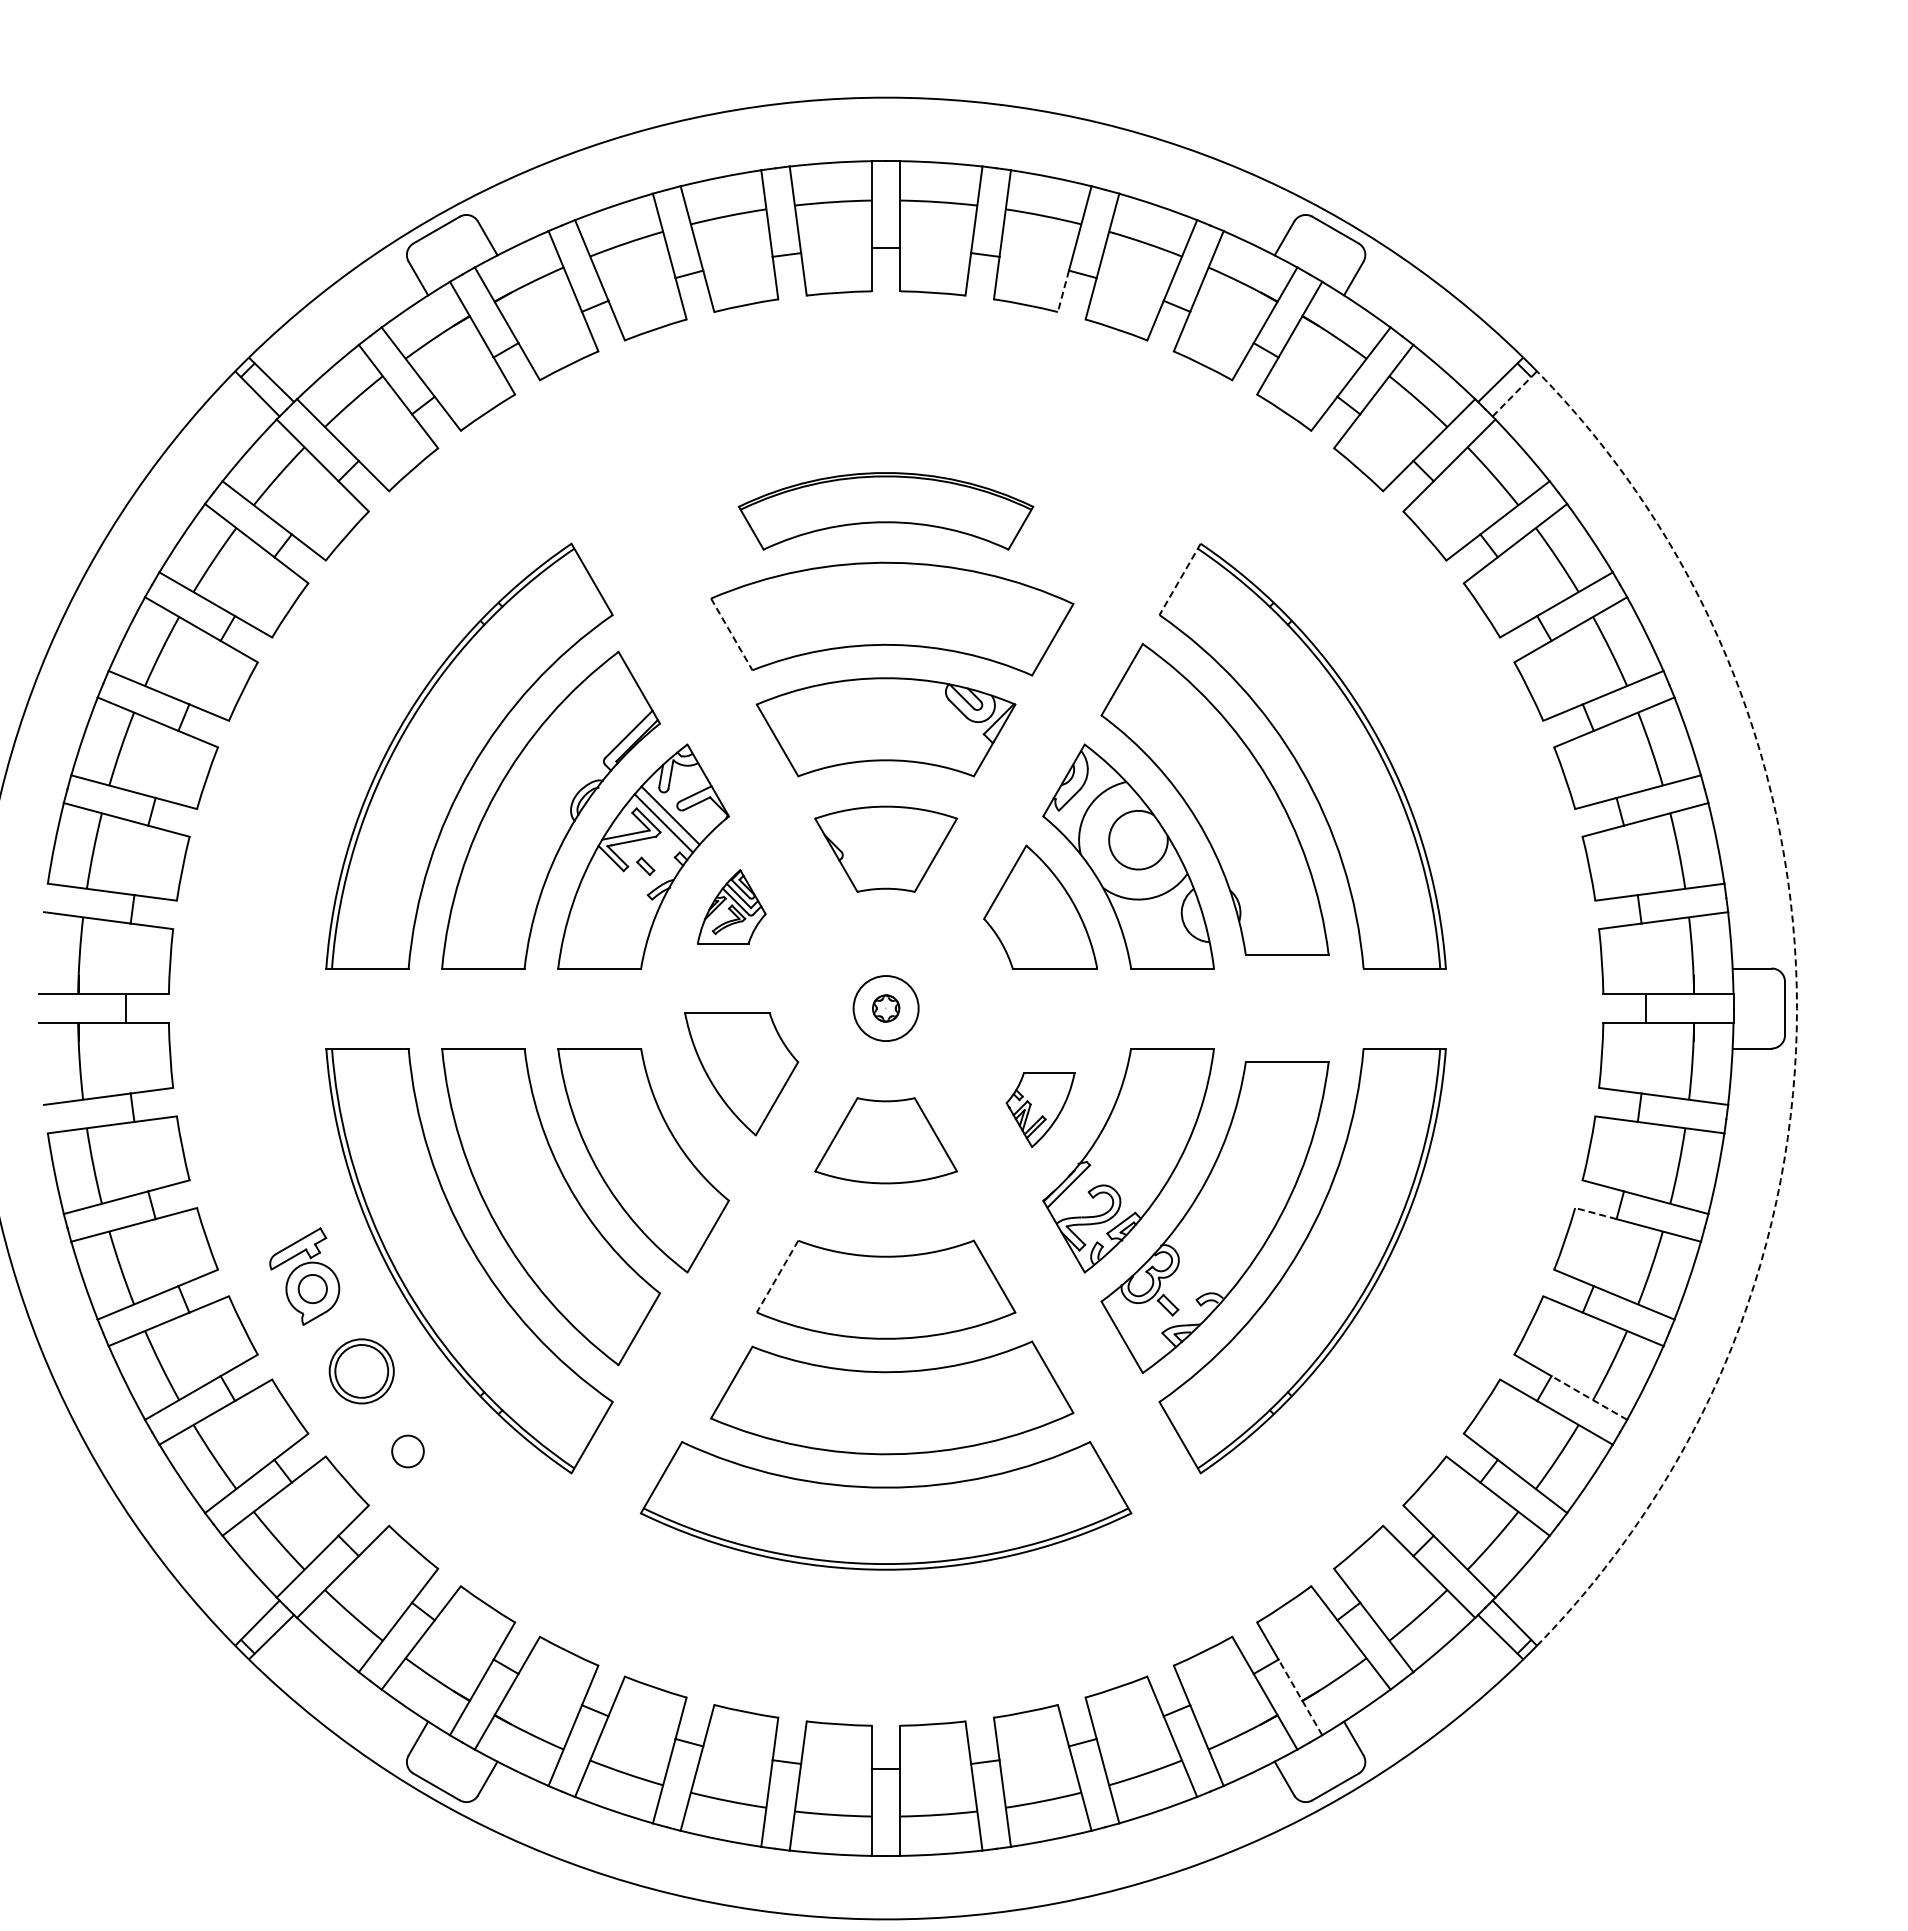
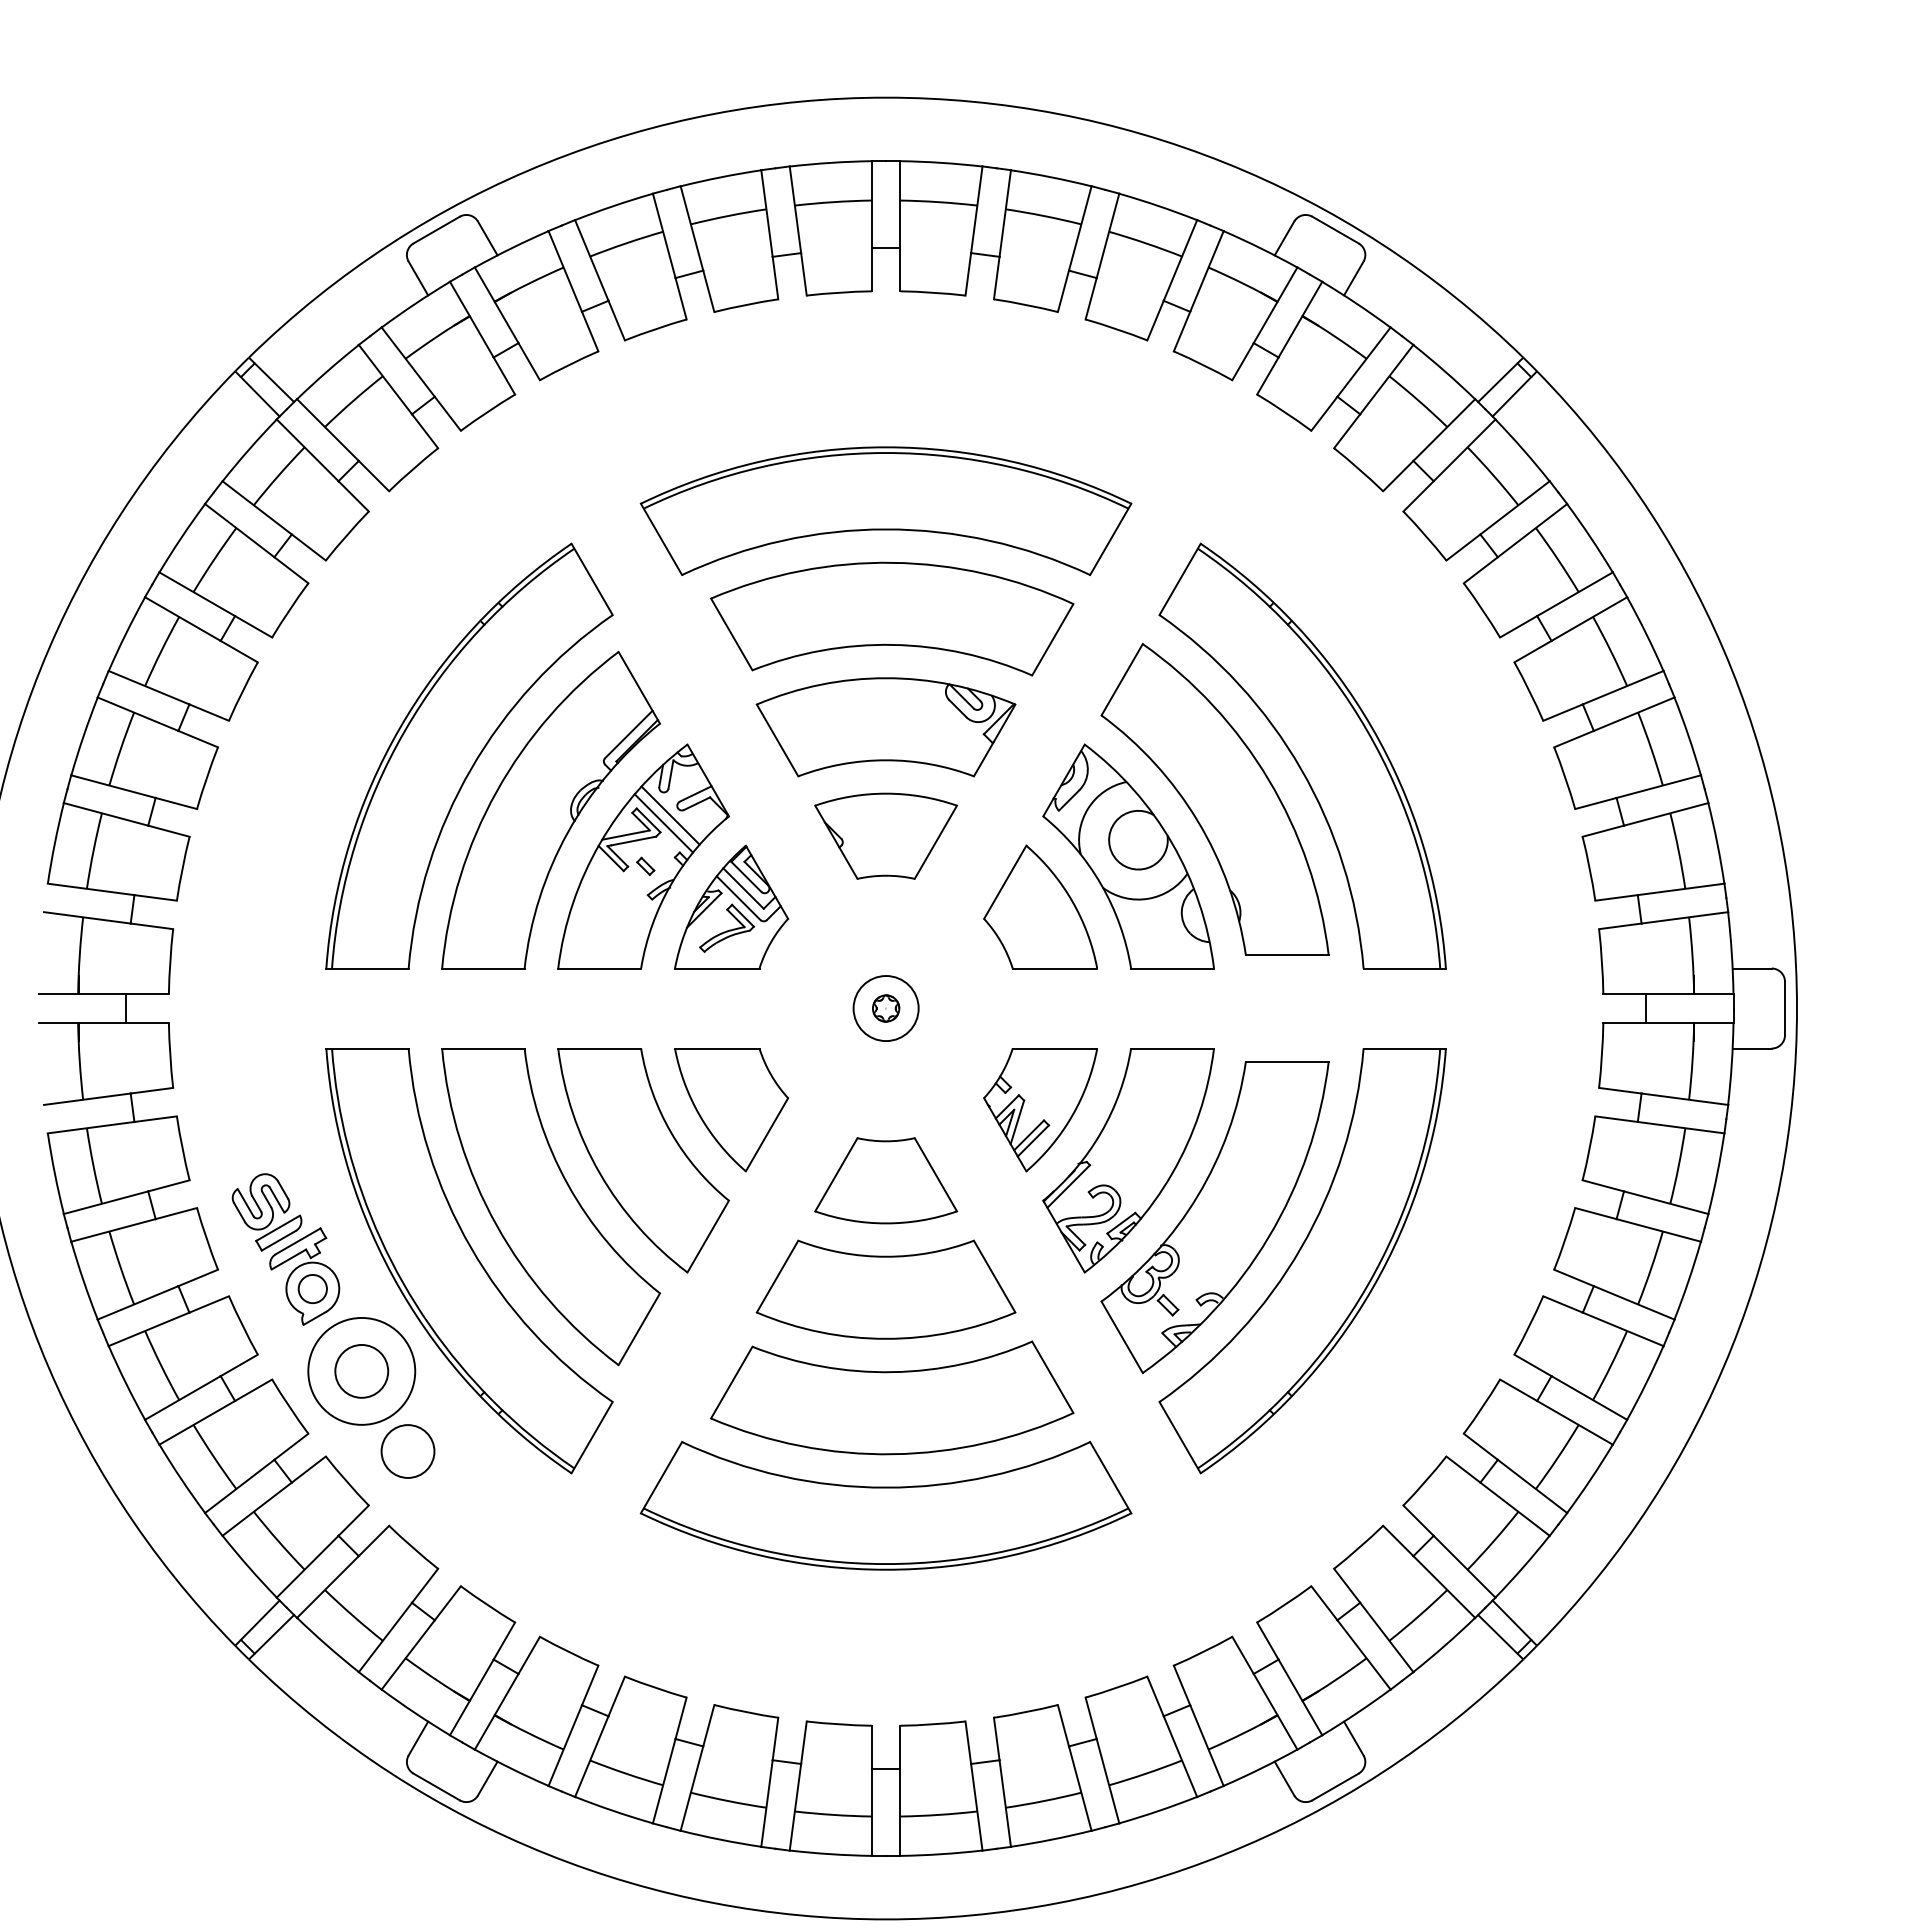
line: dashed -> solid (1063, 291)
line: dashed -> solid (1511, 396)
part size: 298x79 px -> 494x131 px (885, 511)
line: dashed -> solid (1179, 579)
line: dashed -> solid (732, 634)
part position: (886, 848) -> (886, 835) (886, 835)
part size: 70x76 px -> 116x126 px (731, 906)
arc: dashed -> solid (1797, 1008)
part position: (741, 1074) -> (731, 1110) (731, 1110)
part size: 71x76 px -> 115x125 px (1040, 1110)
part position: (886, 1140) -> (886, 1180) (886, 1180)
part: none -> present (266, 1212)
line: dashed -> solid (1595, 1213)
line: dashed -> solid (777, 1277)
circle diameter: 64 px -> 107 px (361, 1370)
line: dashed -> solid (1589, 1398)
circle diameter: 32 px -> 53 px (407, 1451)
line: dashed -> solid (1300, 1697)
